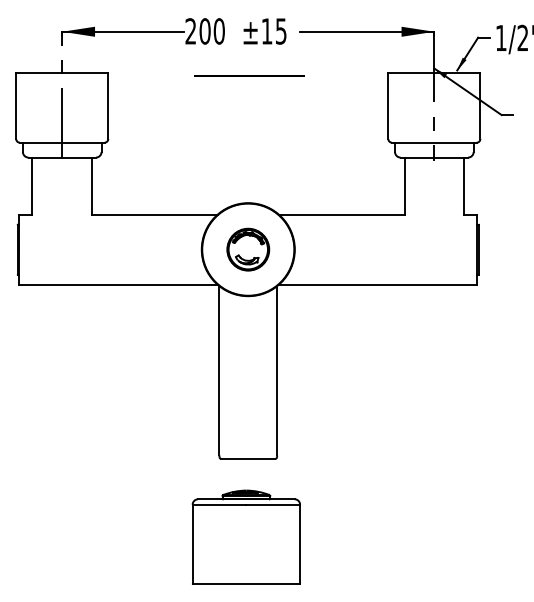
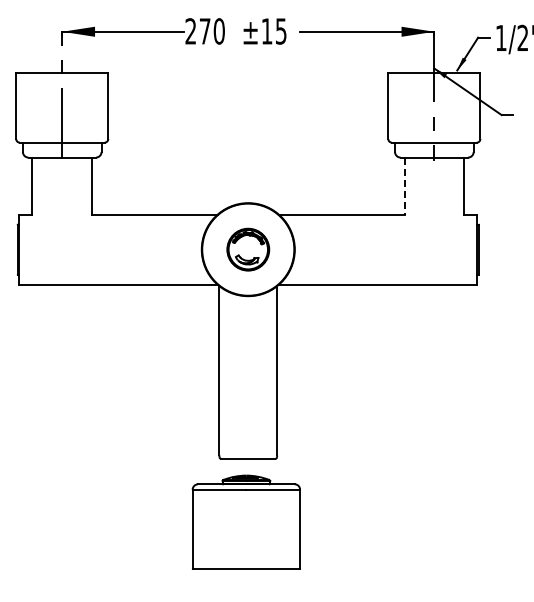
text: 200 -> 270 (204, 31)
line: present -> none (249, 75)
line: solid -> dashed (404, 186)
part position: (245, 536) -> (245, 521) (245, 521)
